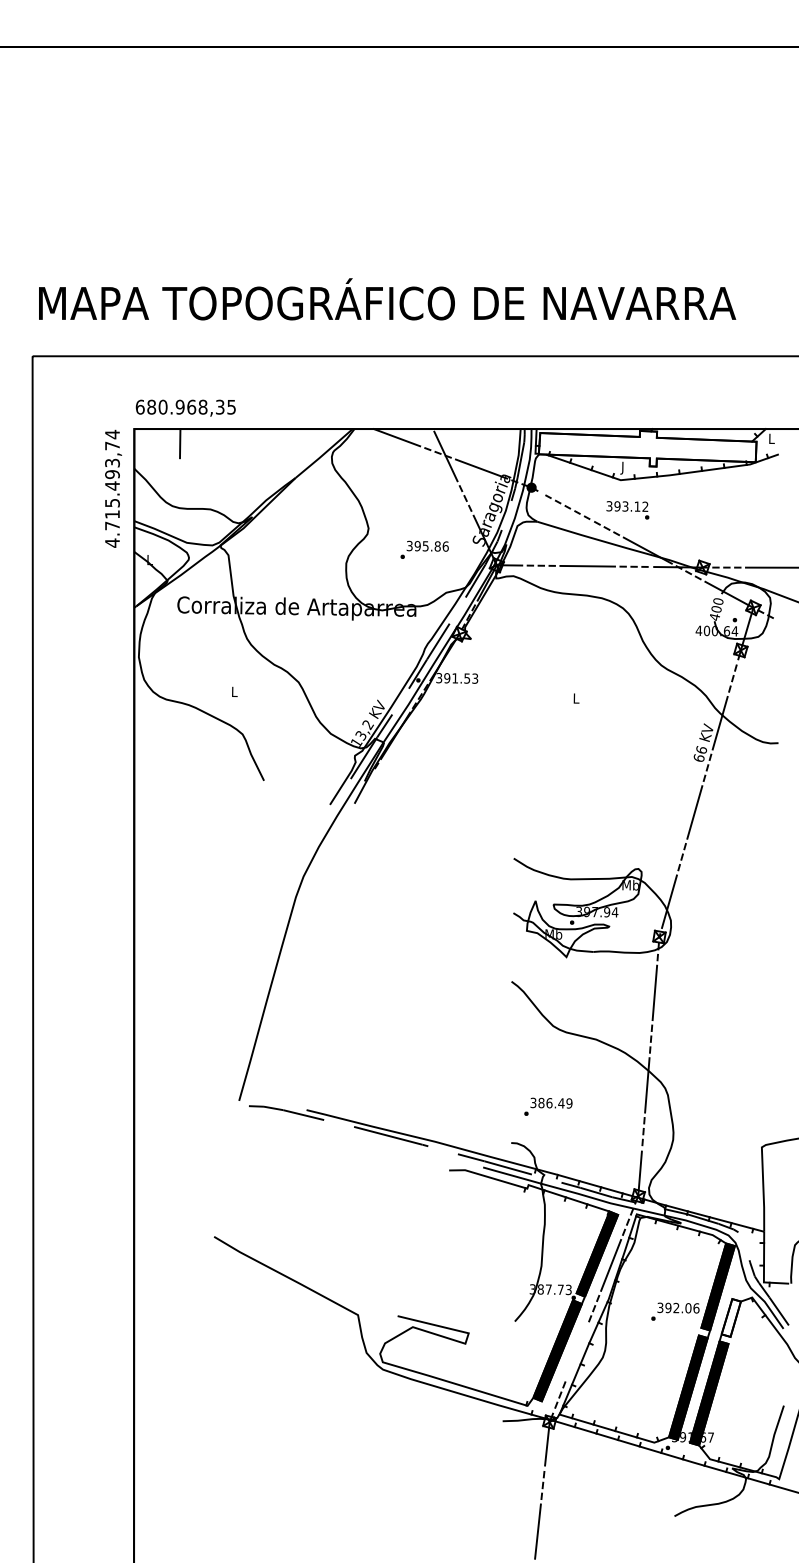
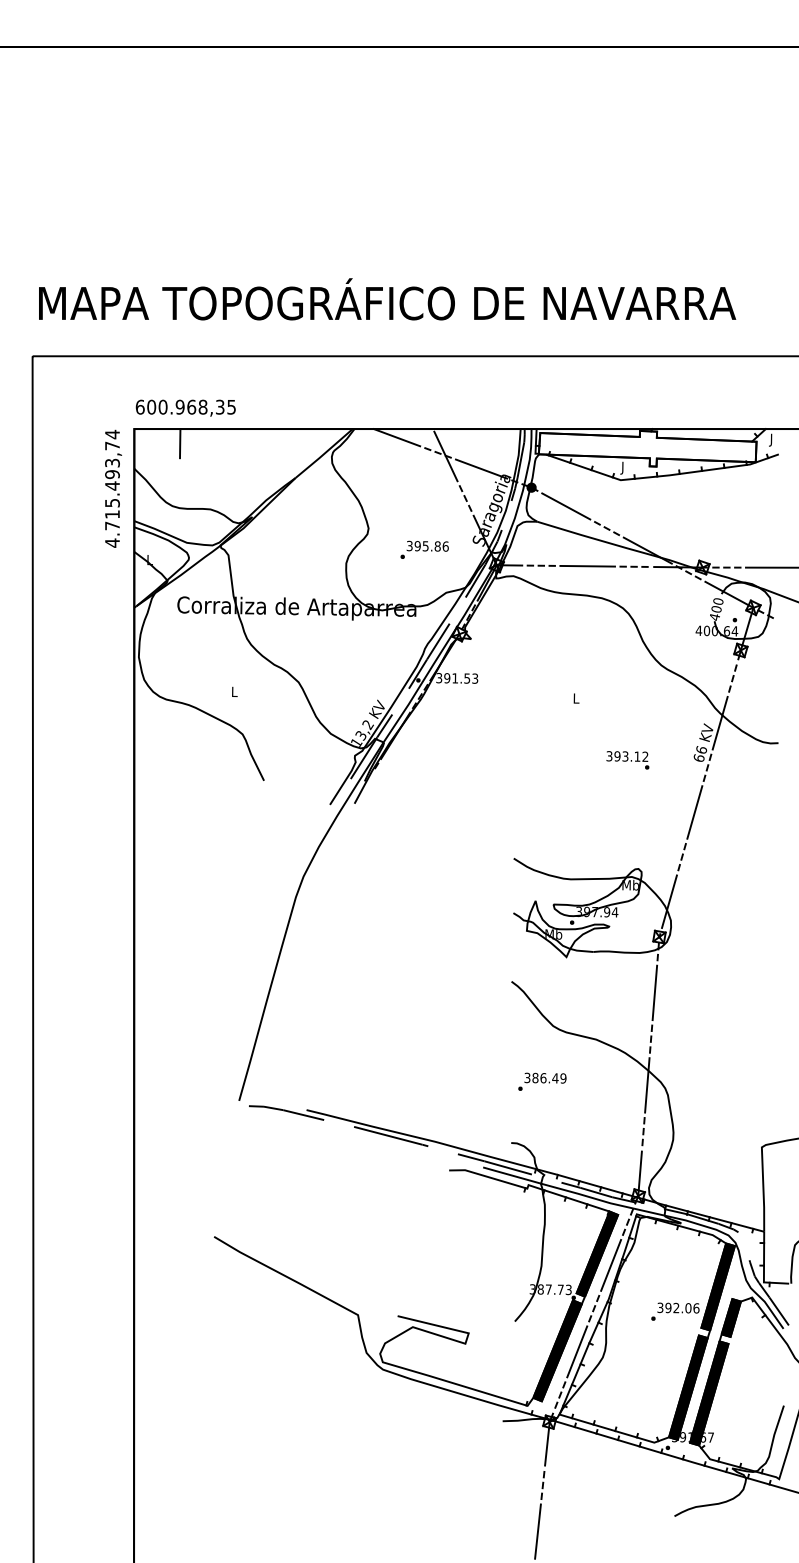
text: 680.968,35 -> 600.968,35 (151, 407)
text: L -> J (771, 439)
line: dashed -> solid (565, 506)
text position: (627, 510) -> (627, 760) (627, 760)
text position: (548, 1106) -> (542, 1081) (542, 1081)
fill: none -> present (730, 1317)
line: none -> present (577, 1351)
